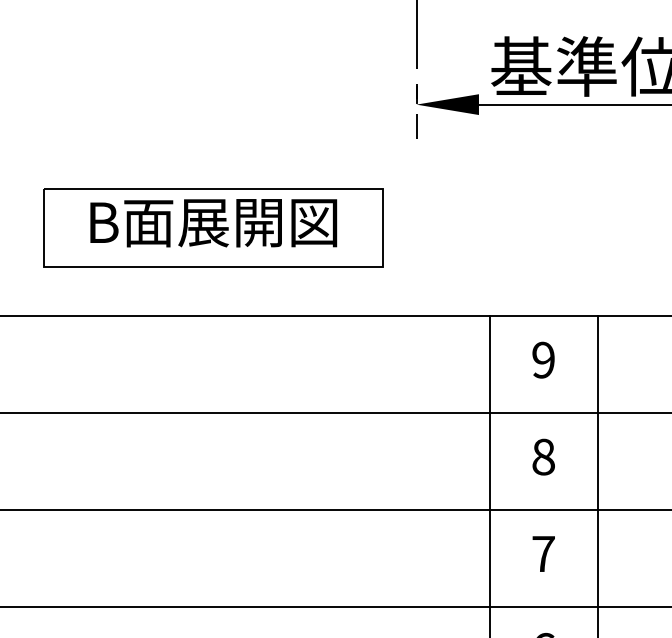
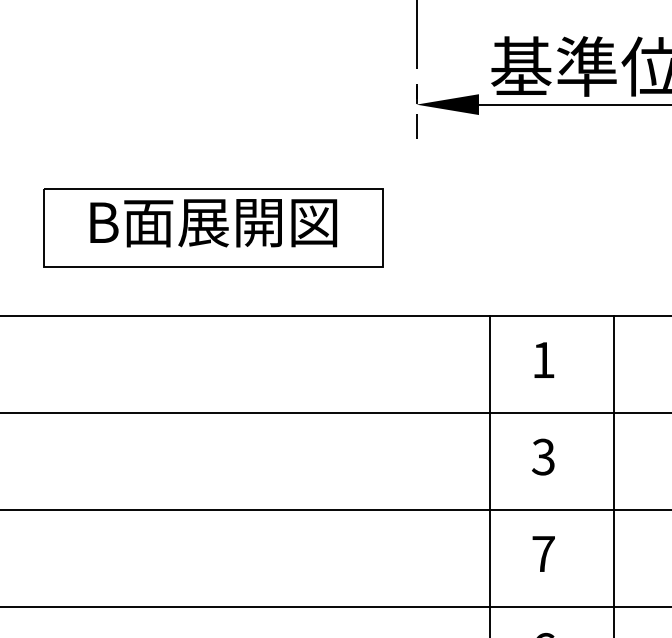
text: 9 -> 1 (543, 359)
text: 8 -> 3 (543, 456)
line position: (597, 475) -> (613, 475) (613, 475)
